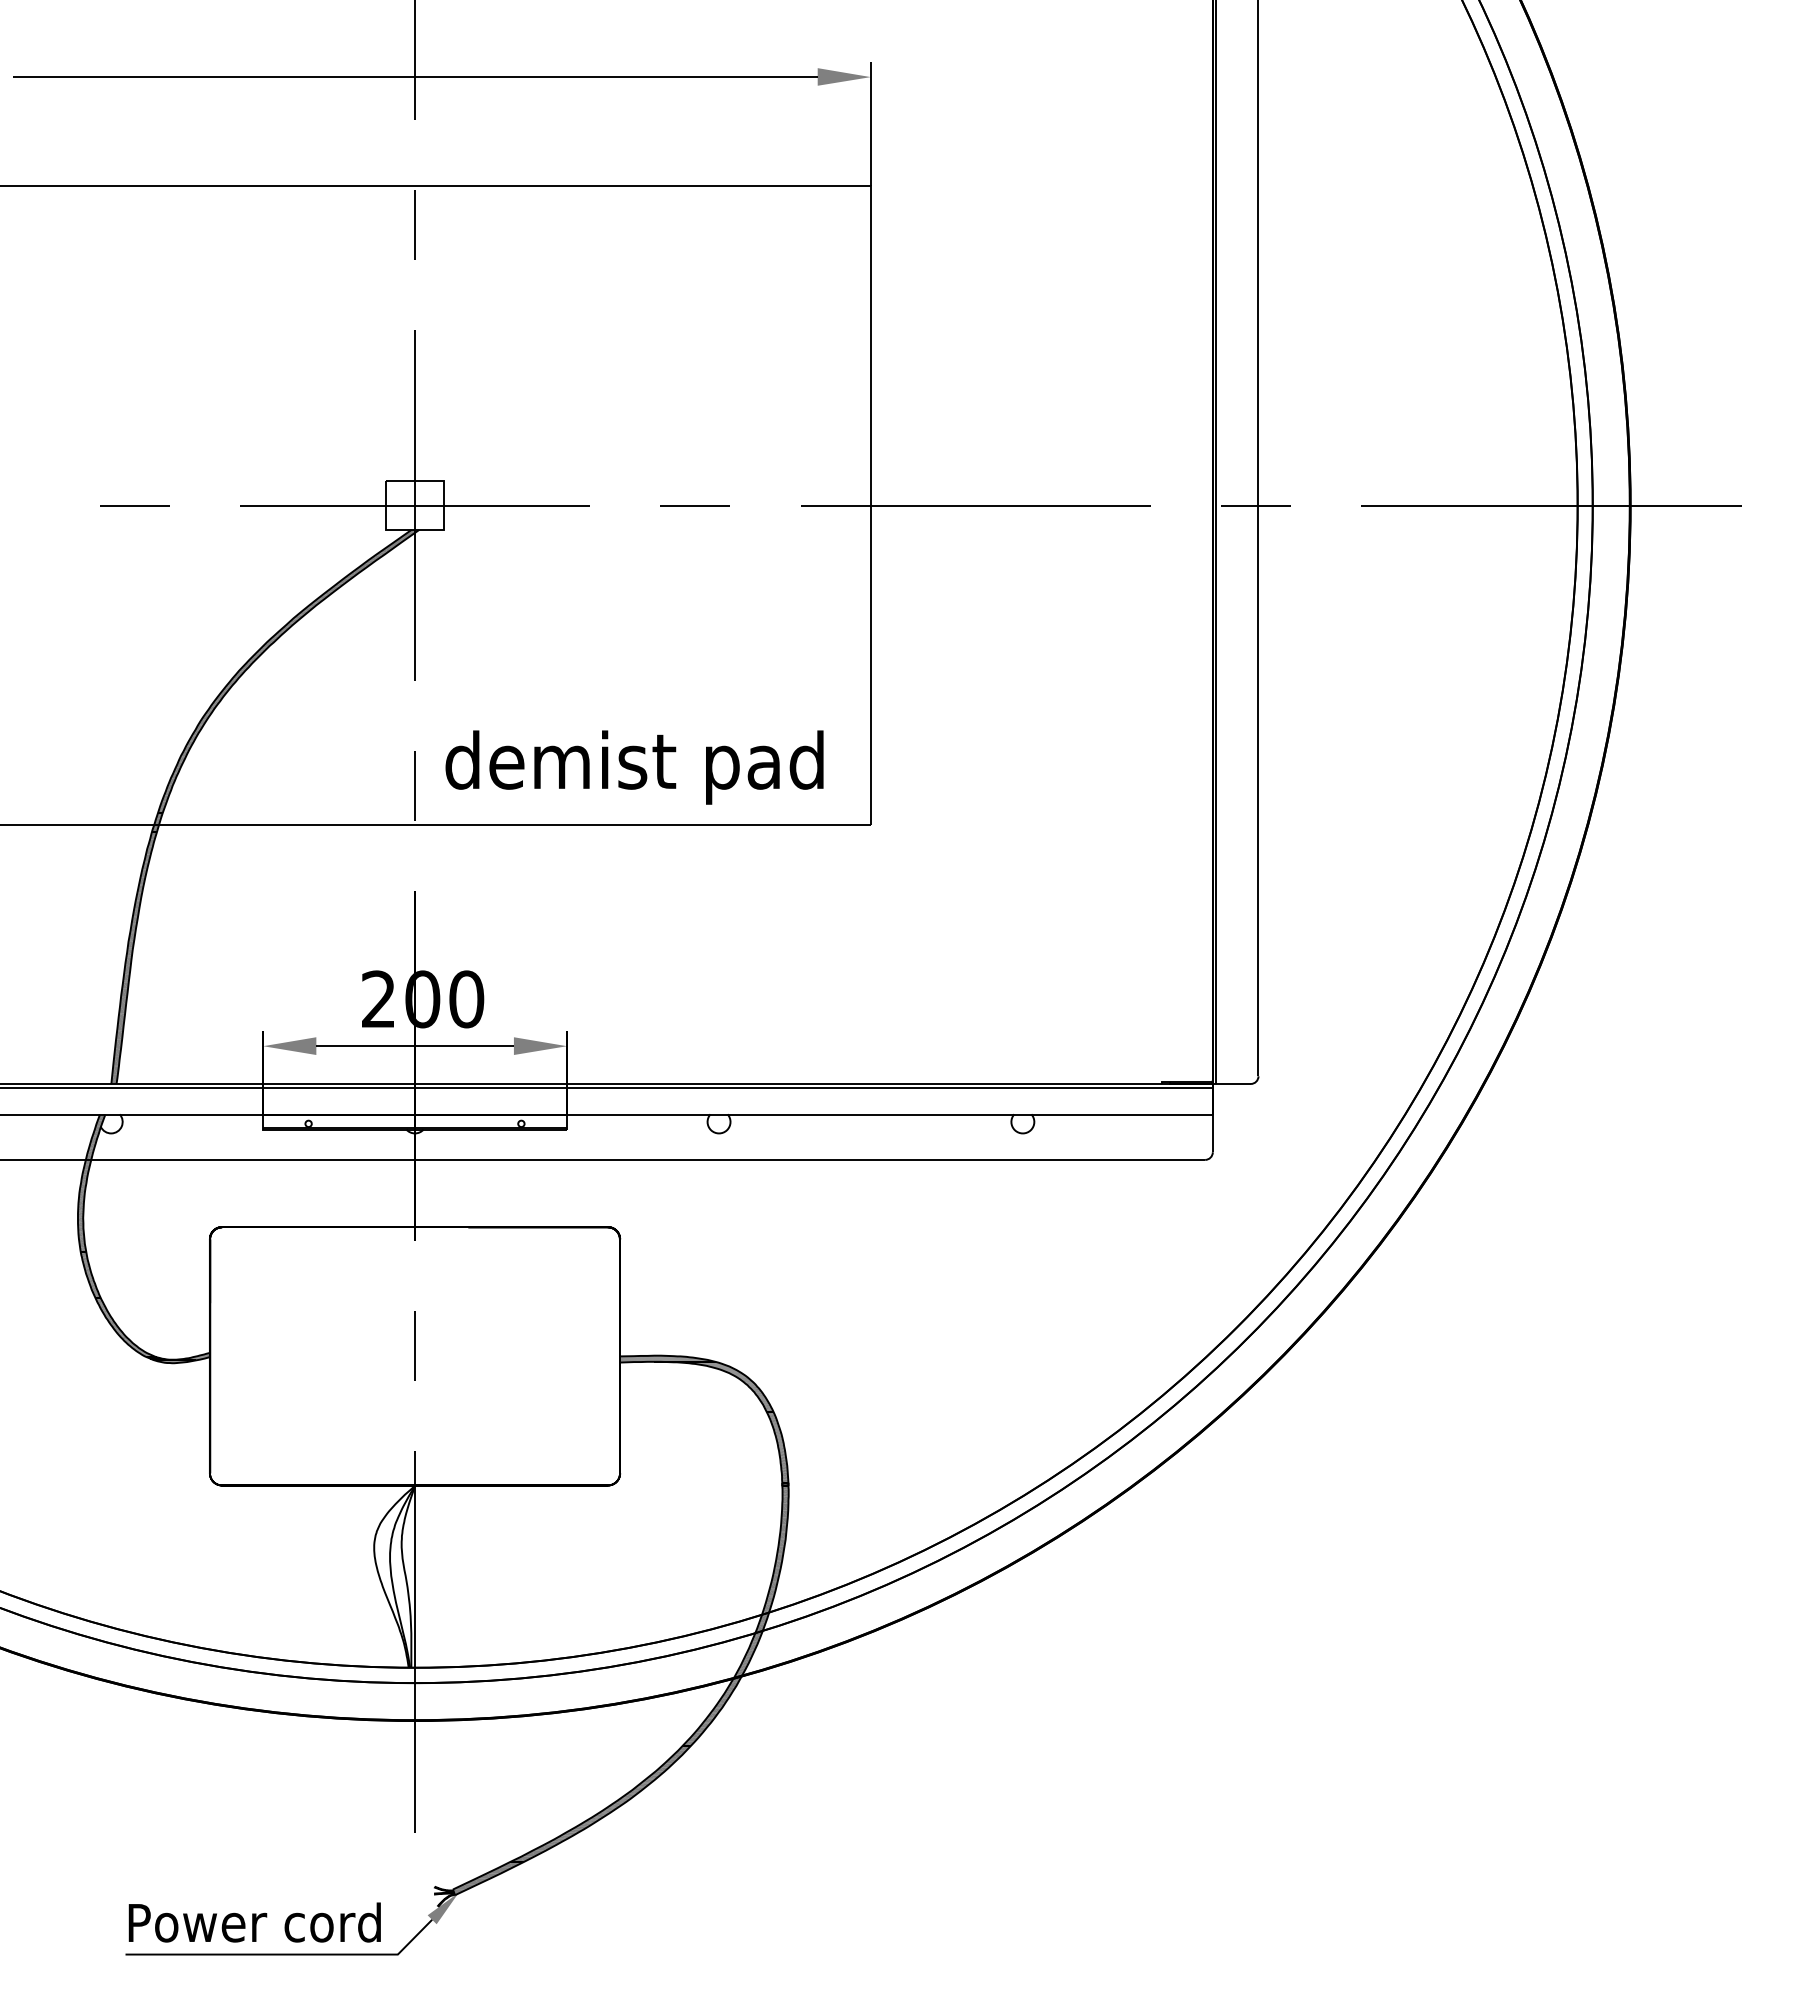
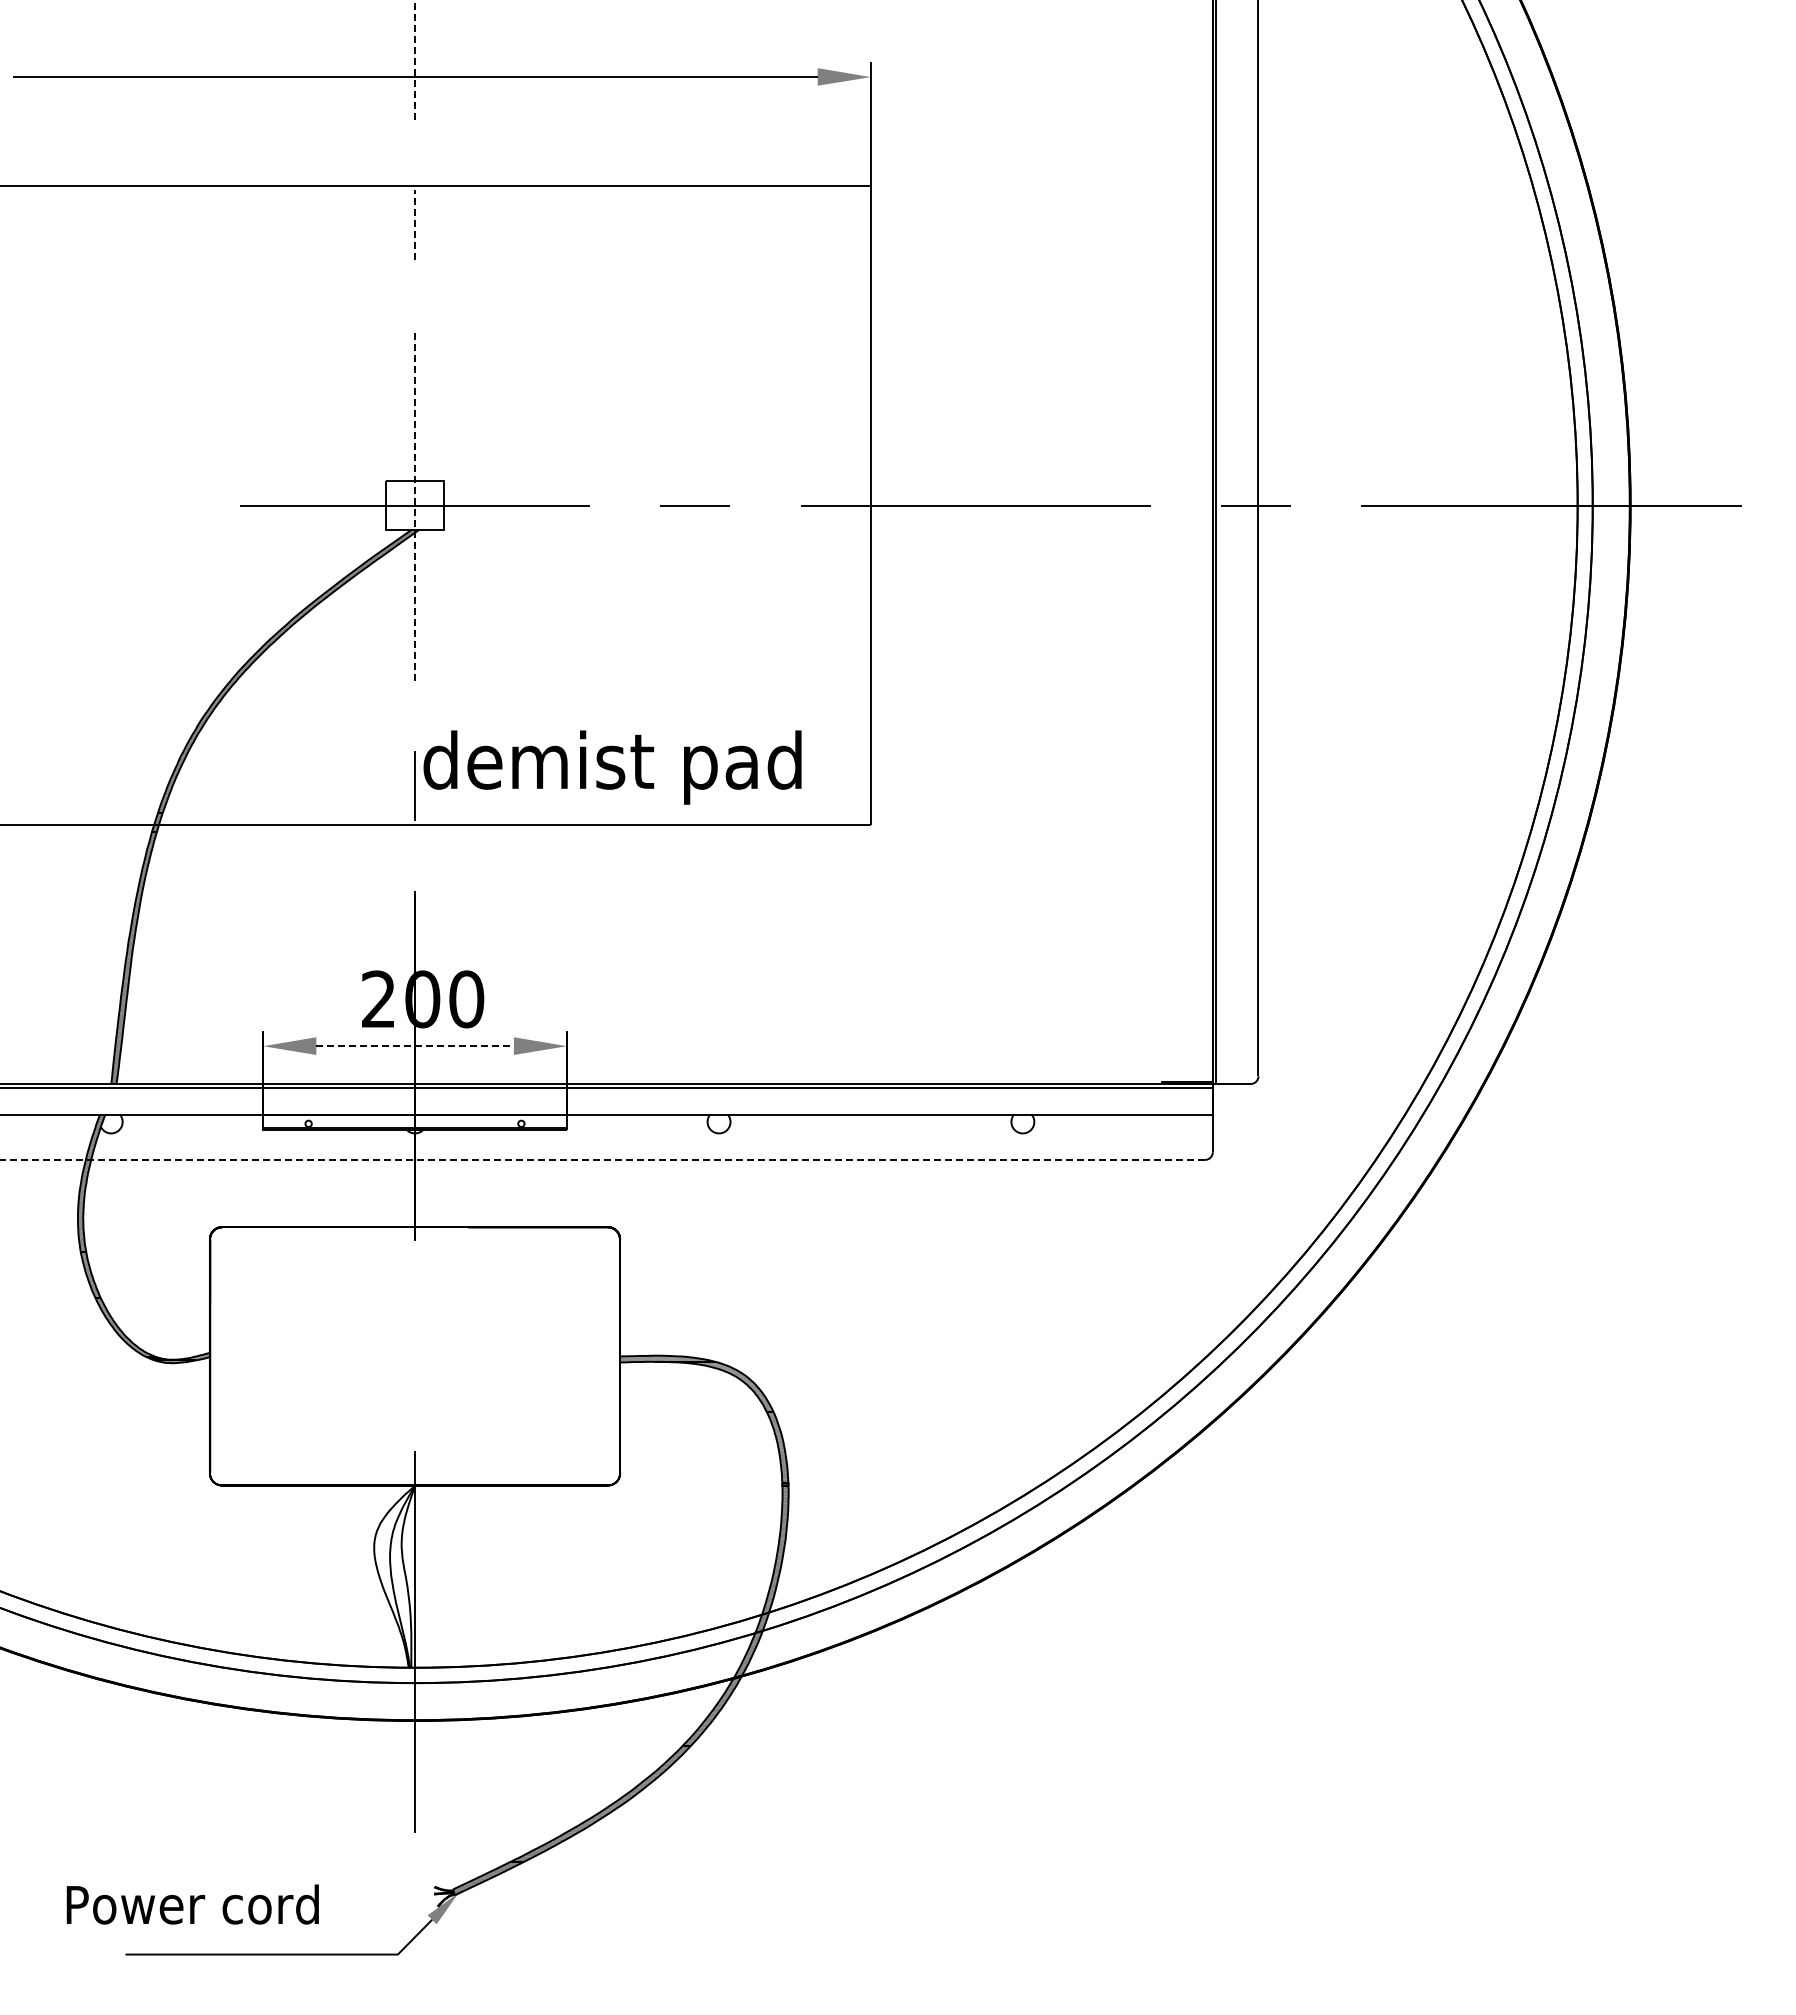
line: solid -> dashed (415, 60)
line: solid -> dashed (415, 224)
line: present -> none (134, 505)
line: solid -> dashed (415, 505)
text position: (634, 767) -> (612, 767) (612, 767)
line: solid -> dashed (415, 1046)
line: solid -> dashed (603, 1160)
line: present -> none (414, 1345)
text position: (254, 1922) -> (192, 1904) (192, 1904)
